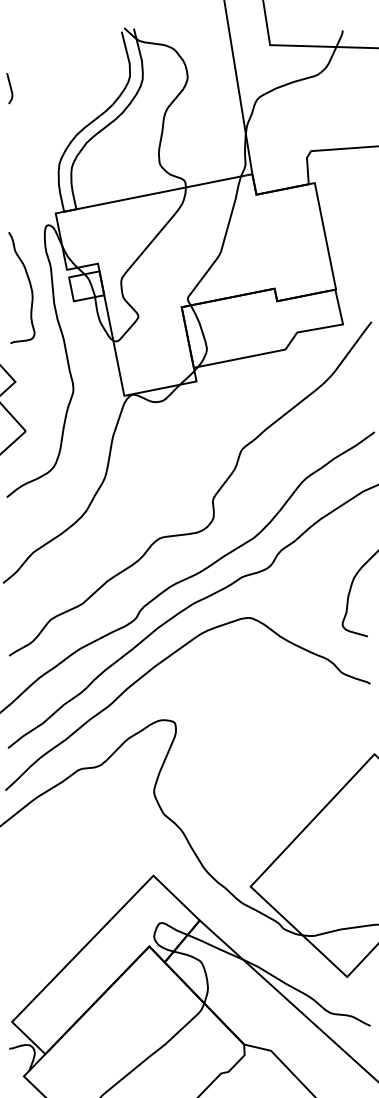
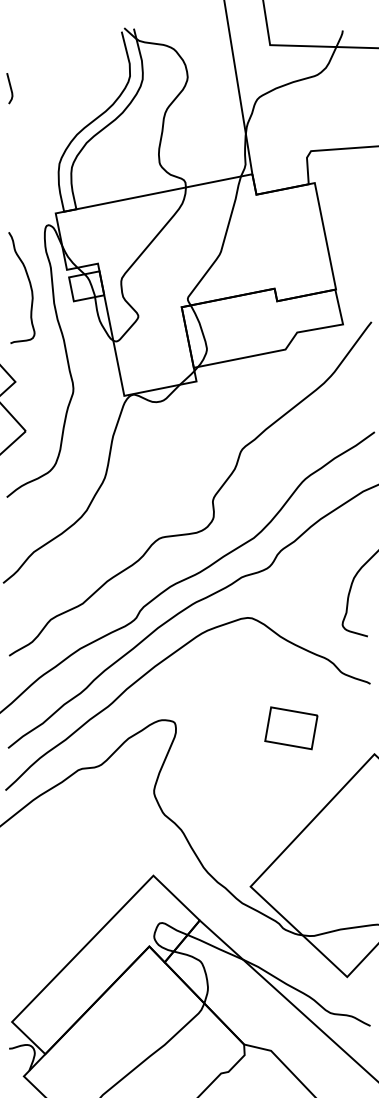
part: none -> present (291, 728)
